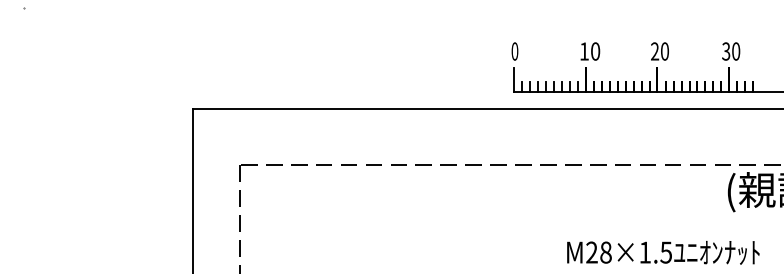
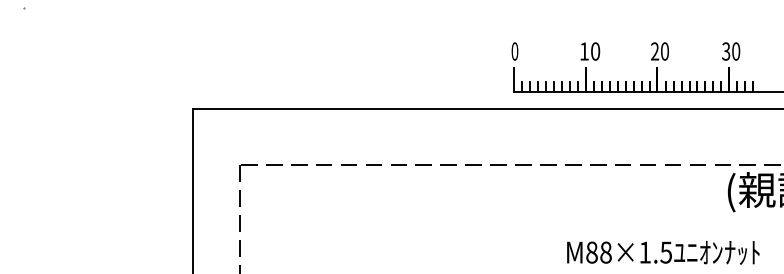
text: M28×1.5 -> M88×1.5 (591, 252)
